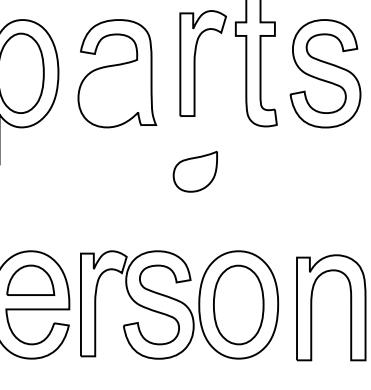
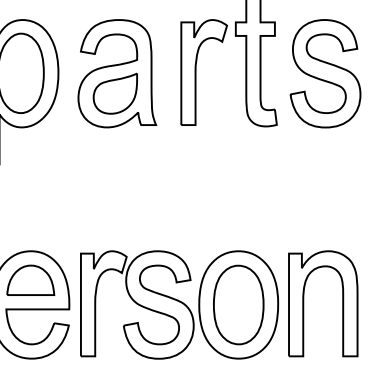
part position: (195, 63) -> (196, 72) (196, 72)
part position: (194, 171) -> (114, 93) (114, 93)
part position: (312, 307) -> (304, 303) (304, 303)
